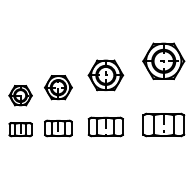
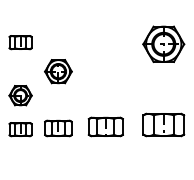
part: none -> present (20, 42)
part position: (163, 60) -> (163, 43) (163, 43)
part: present -> none (105, 75)
part position: (58, 87) -> (58, 71) (58, 71)
